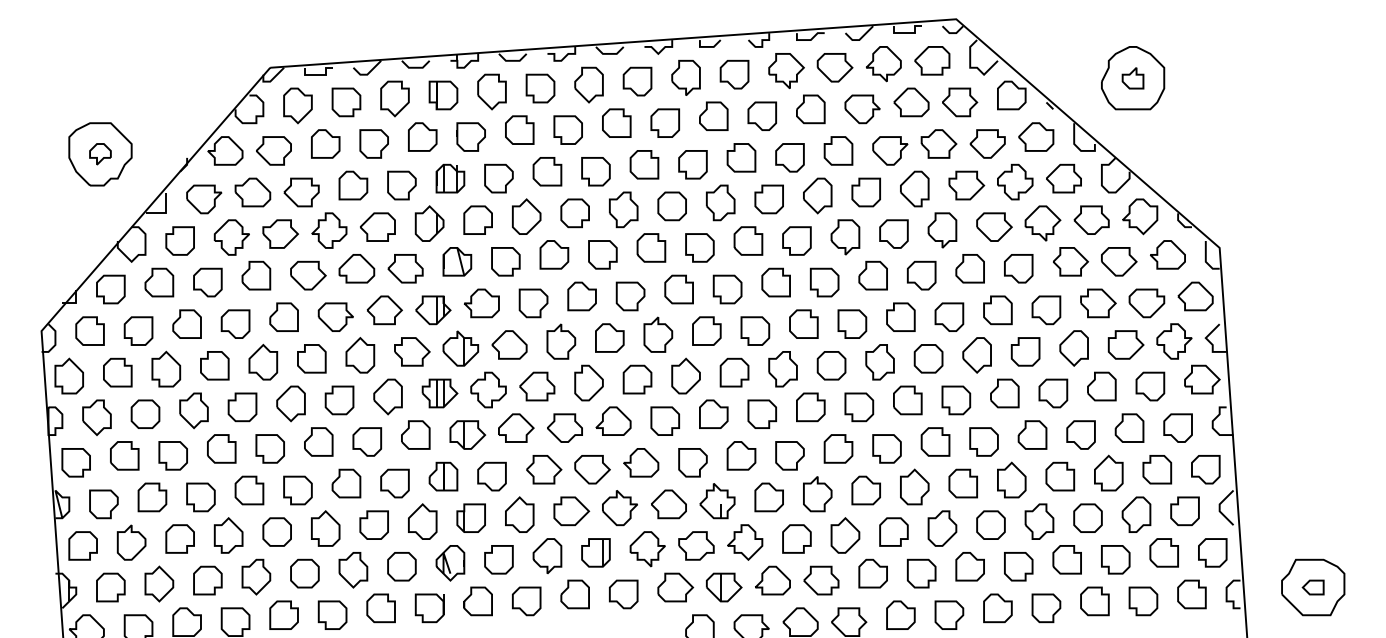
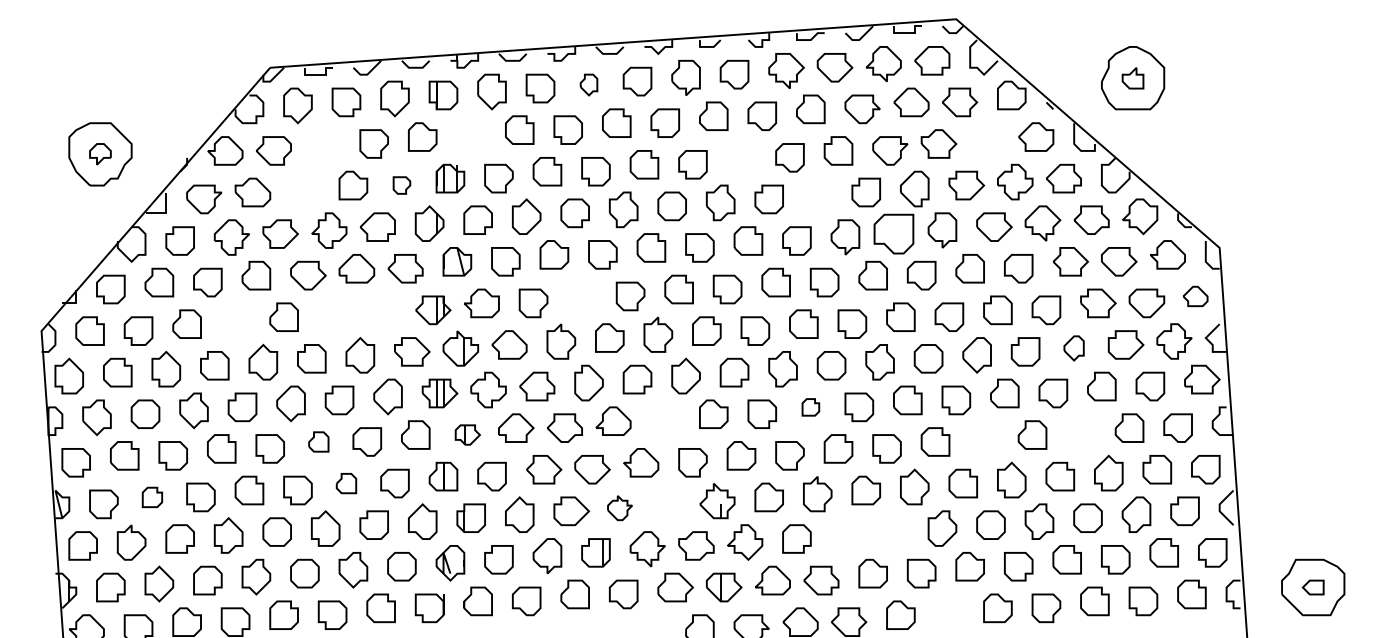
part size: 30x38 px -> 20x24 px (588, 84)
part: present -> none (470, 136)
part: present -> none (325, 143)
part: present -> none (987, 143)
part: present -> none (741, 157)
part size: 30x31 px -> 20x19 px (401, 185)
part: present -> none (301, 192)
part: present -> none (817, 195)
part size: 30x30 px -> 42x42 px (893, 233)
part: present -> none (581, 296)
part size: 37x31 px -> 26x23 px (1195, 296)
part: present -> none (384, 310)
part: present -> none (335, 316)
part: present -> none (235, 323)
part size: 30x37 px -> 22x27 px (1073, 348)
part size: 30x31 px -> 20x19 px (810, 407)
part: present -> none (664, 420)
part size: 38x30 px -> 27x22 px (467, 434)
part: present -> none (1080, 434)
part size: 30x30 px -> 22x22 px (318, 441)
part: present -> none (983, 441)
part size: 31x31 px -> 23x22 px (346, 483)
part size: 31x31 px -> 23x23 px (152, 497)
part: present -> none (668, 504)
part size: 36x37 px -> 26x27 px (619, 508)
part: present -> none (893, 531)
part: present -> none (845, 535)
part: present -> none (949, 614)
